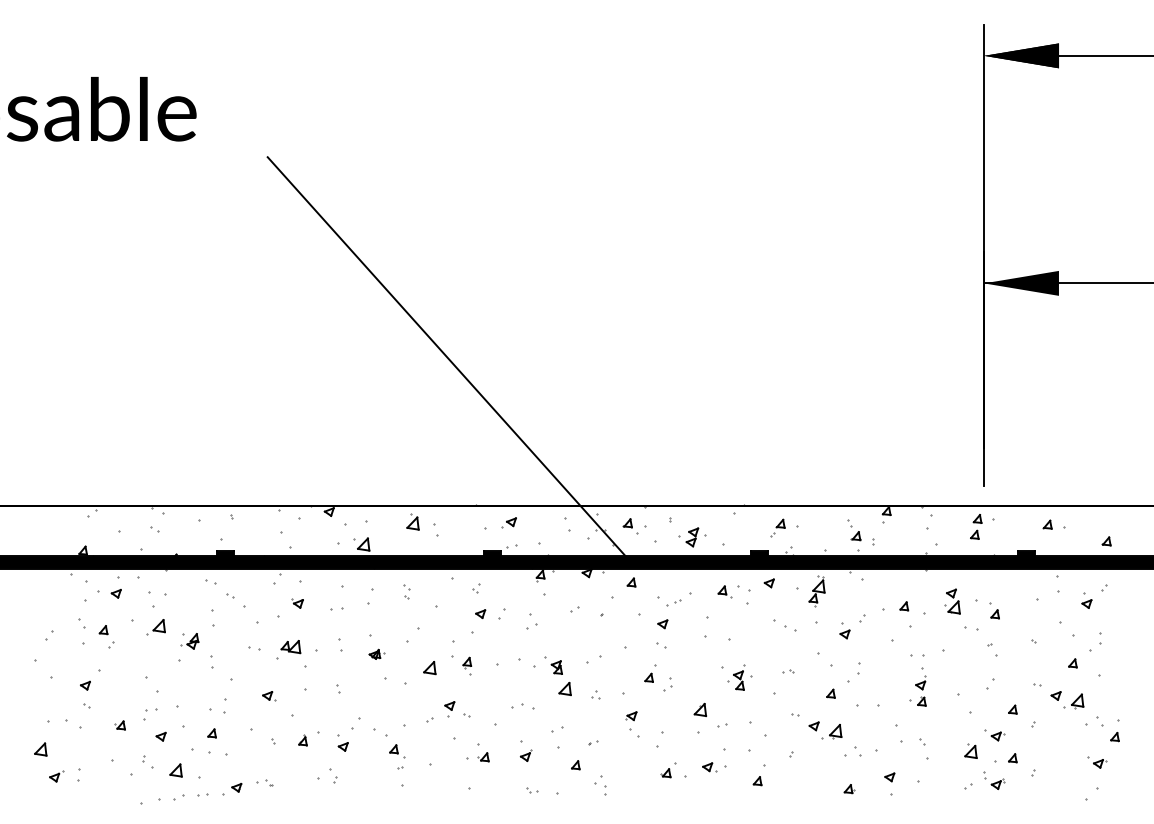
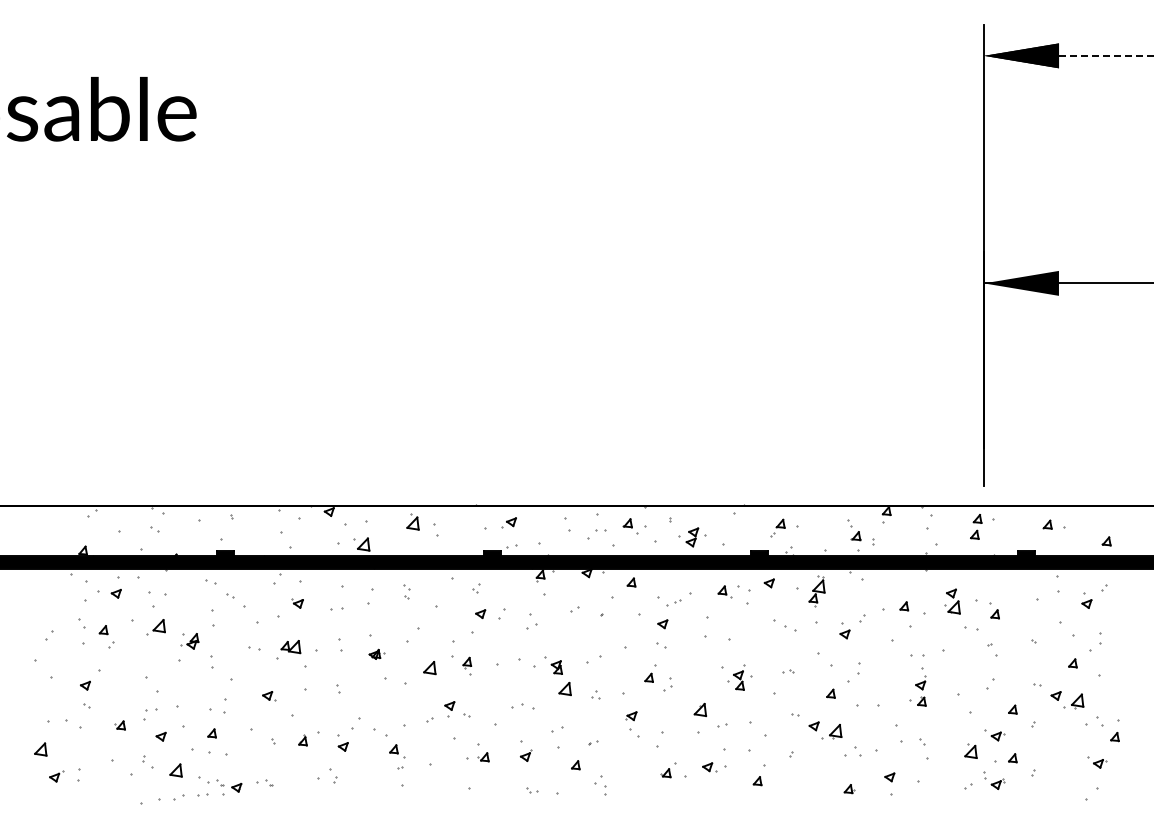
line: solid -> dashed (1106, 55)
line: present -> none (446, 356)
part: none -> present (215, 782)
